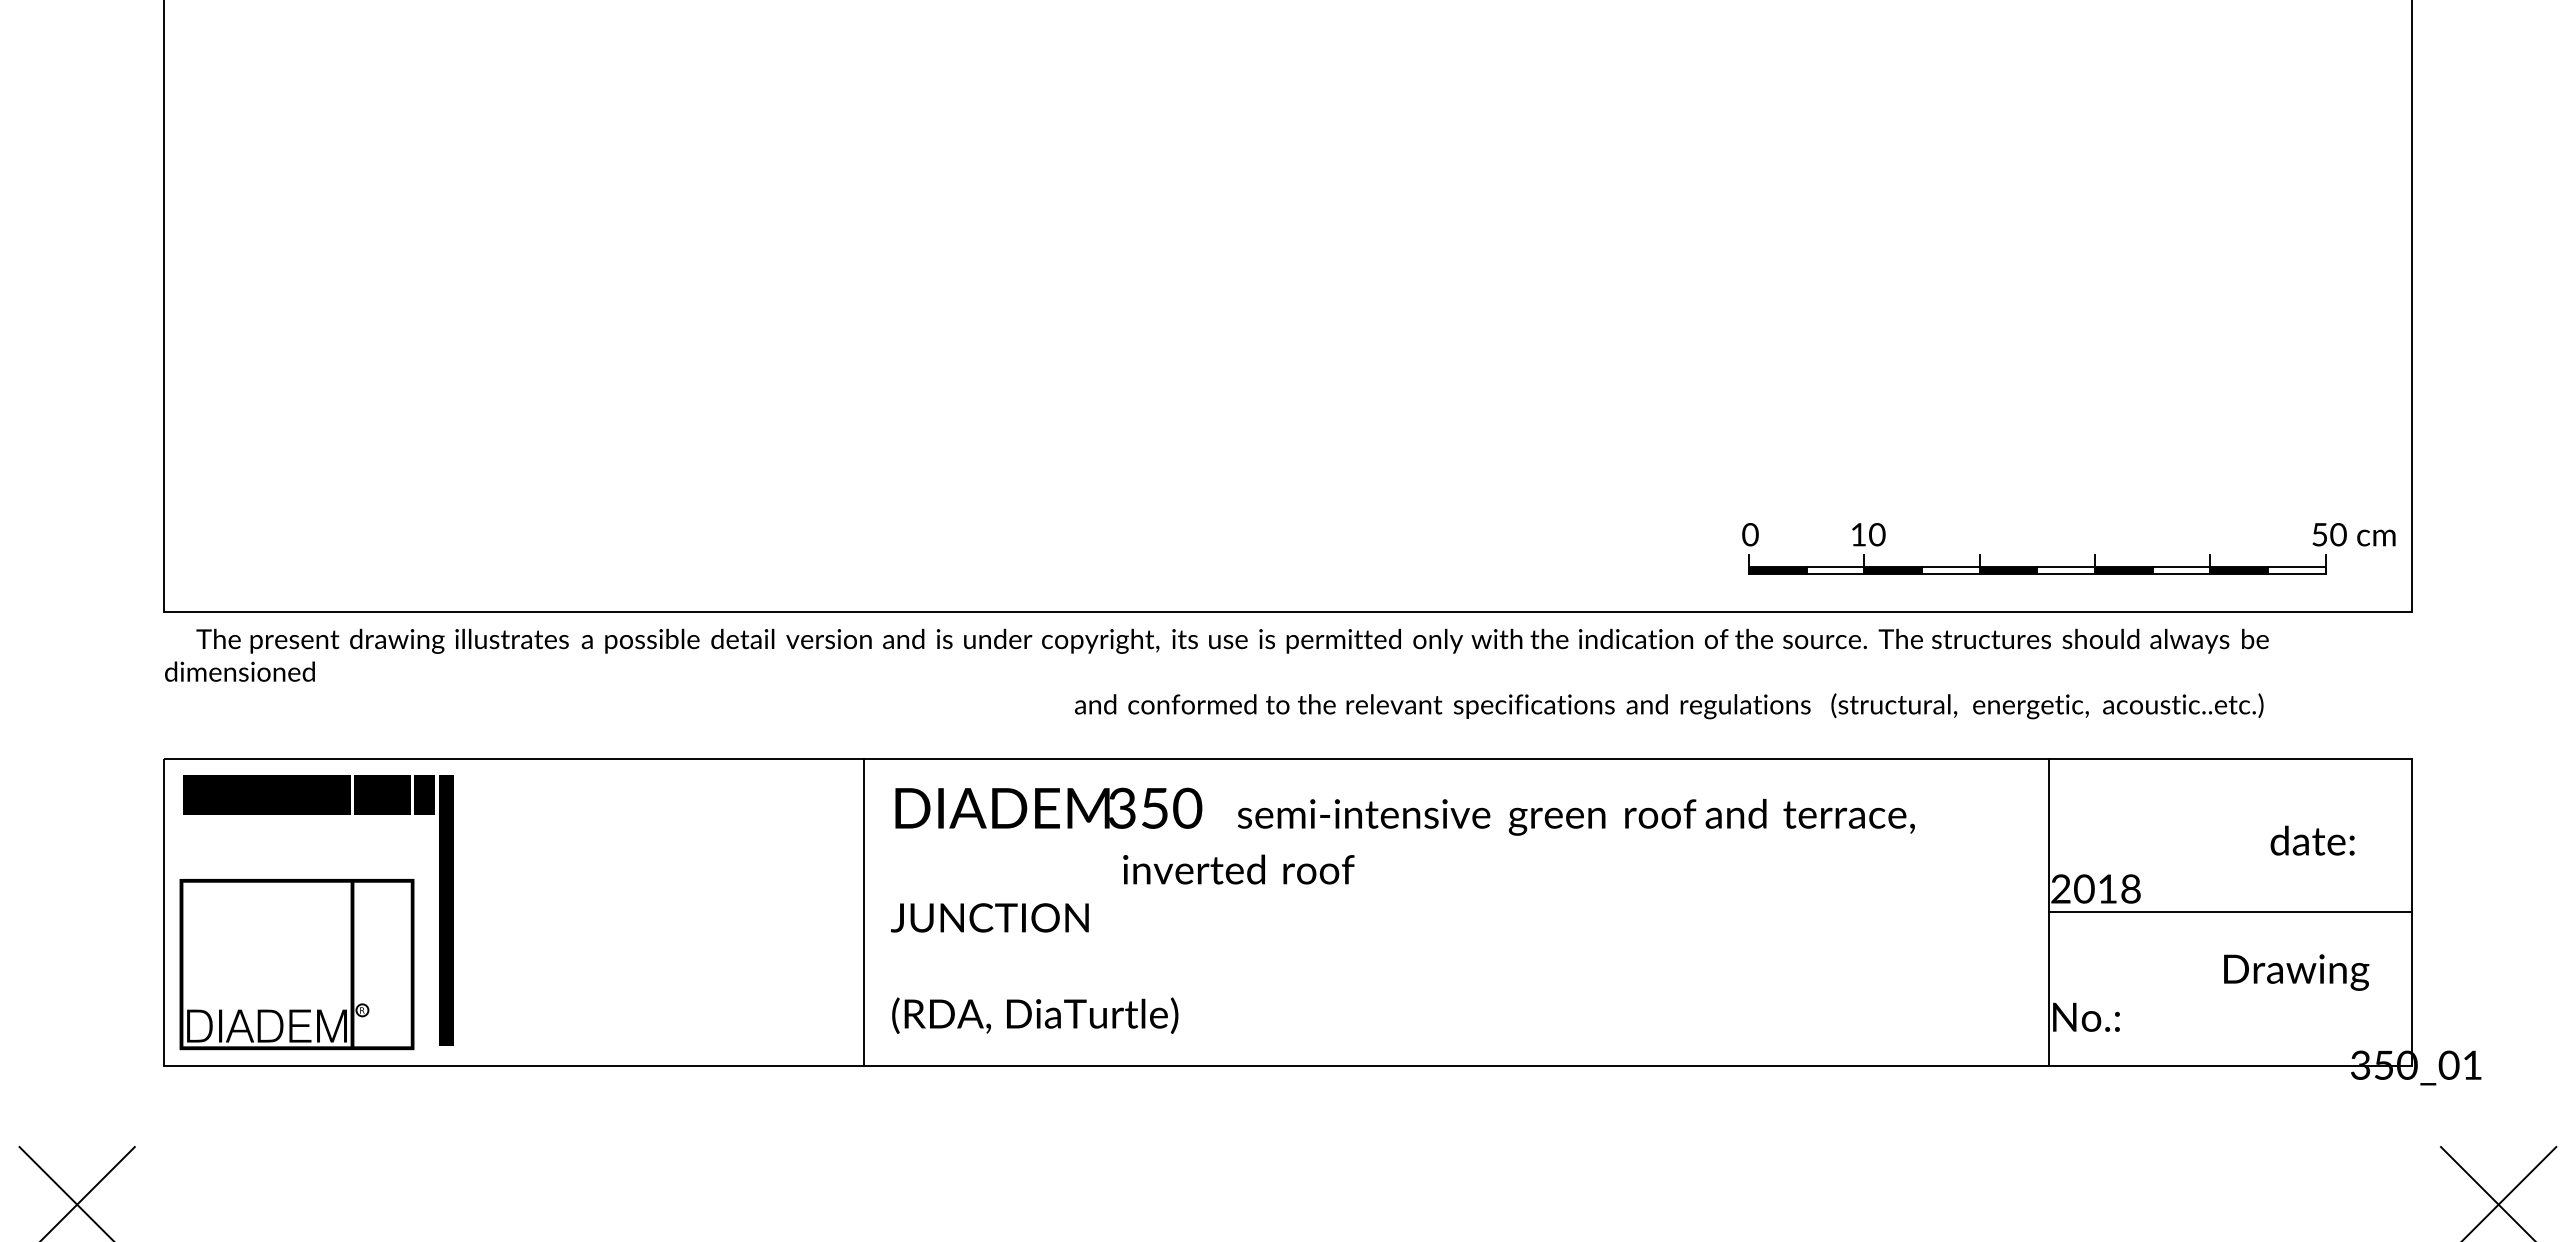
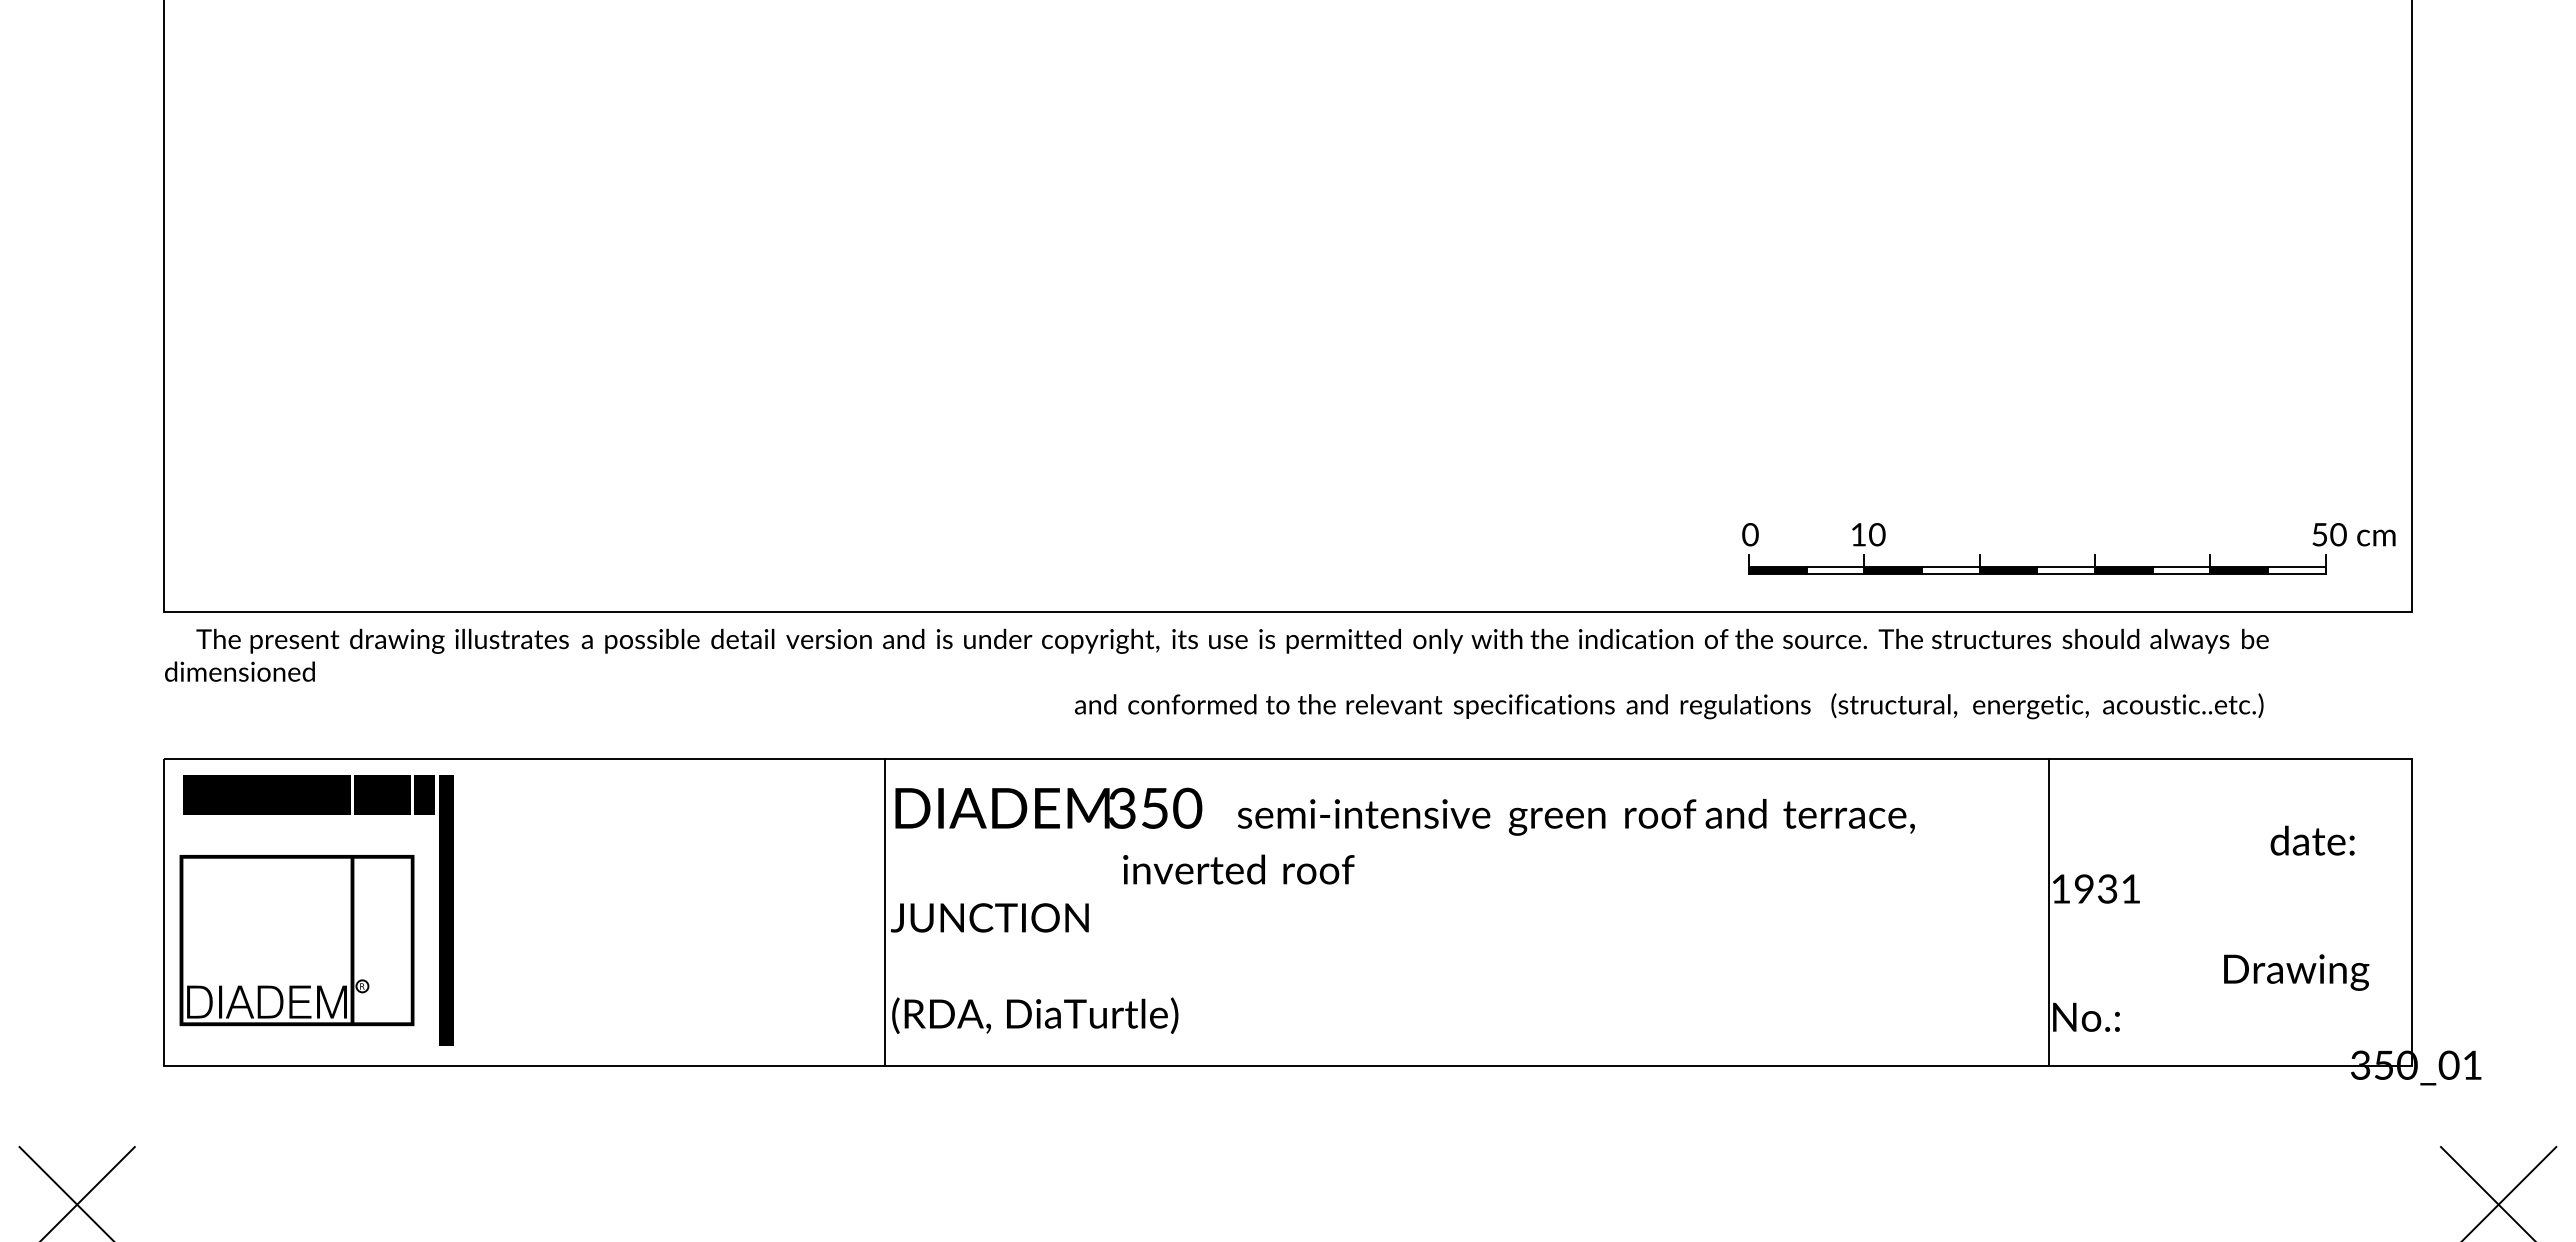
text: 2018 -> 1931 (2095, 888)
line position: (863, 912) -> (884, 912) (884, 912)
line: present -> none (2230, 912)
part position: (296, 964) -> (296, 940) (296, 940)
